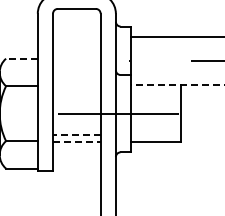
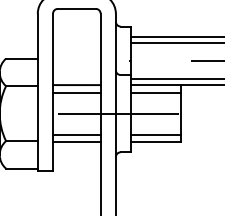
line: none -> present (176, 43)
line: dashed -> solid (21, 58)
line: none -> present (176, 79)
line: none -> present (76, 85)
line: dashed -> solid (177, 85)
line: none -> present (76, 92)
line: none -> present (155, 92)
line: dashed -> solid (76, 134)
line: none -> present (155, 134)
line: dashed -> solid (76, 142)
